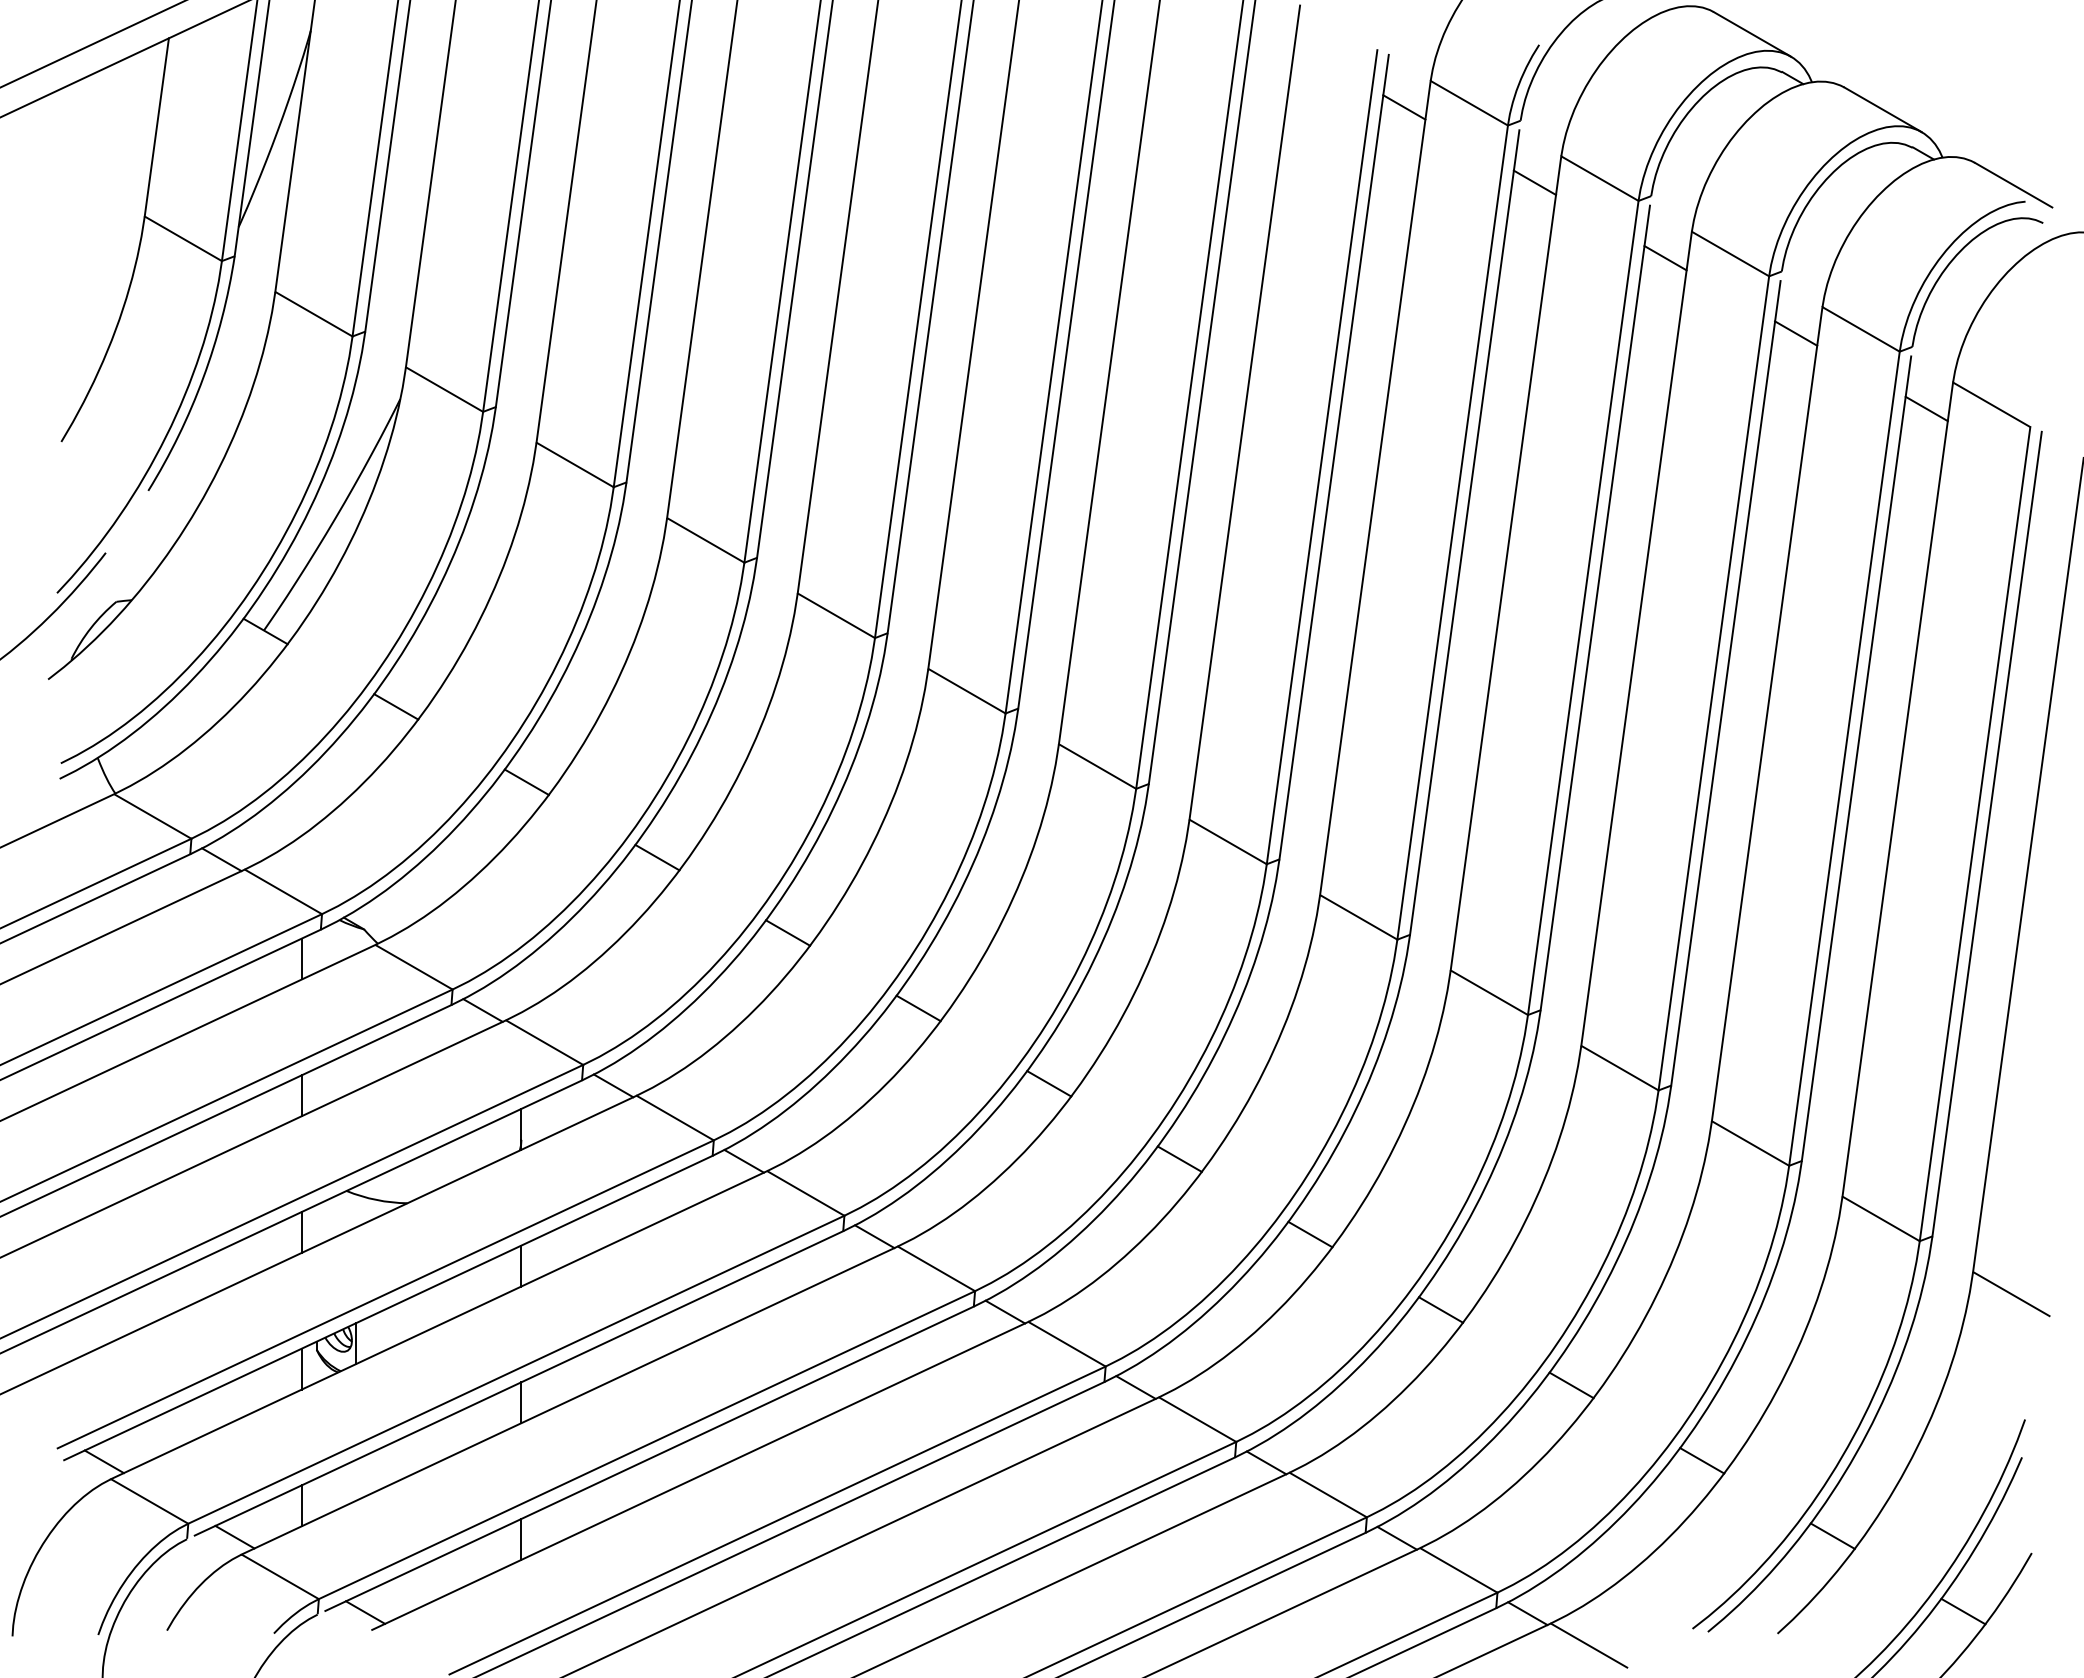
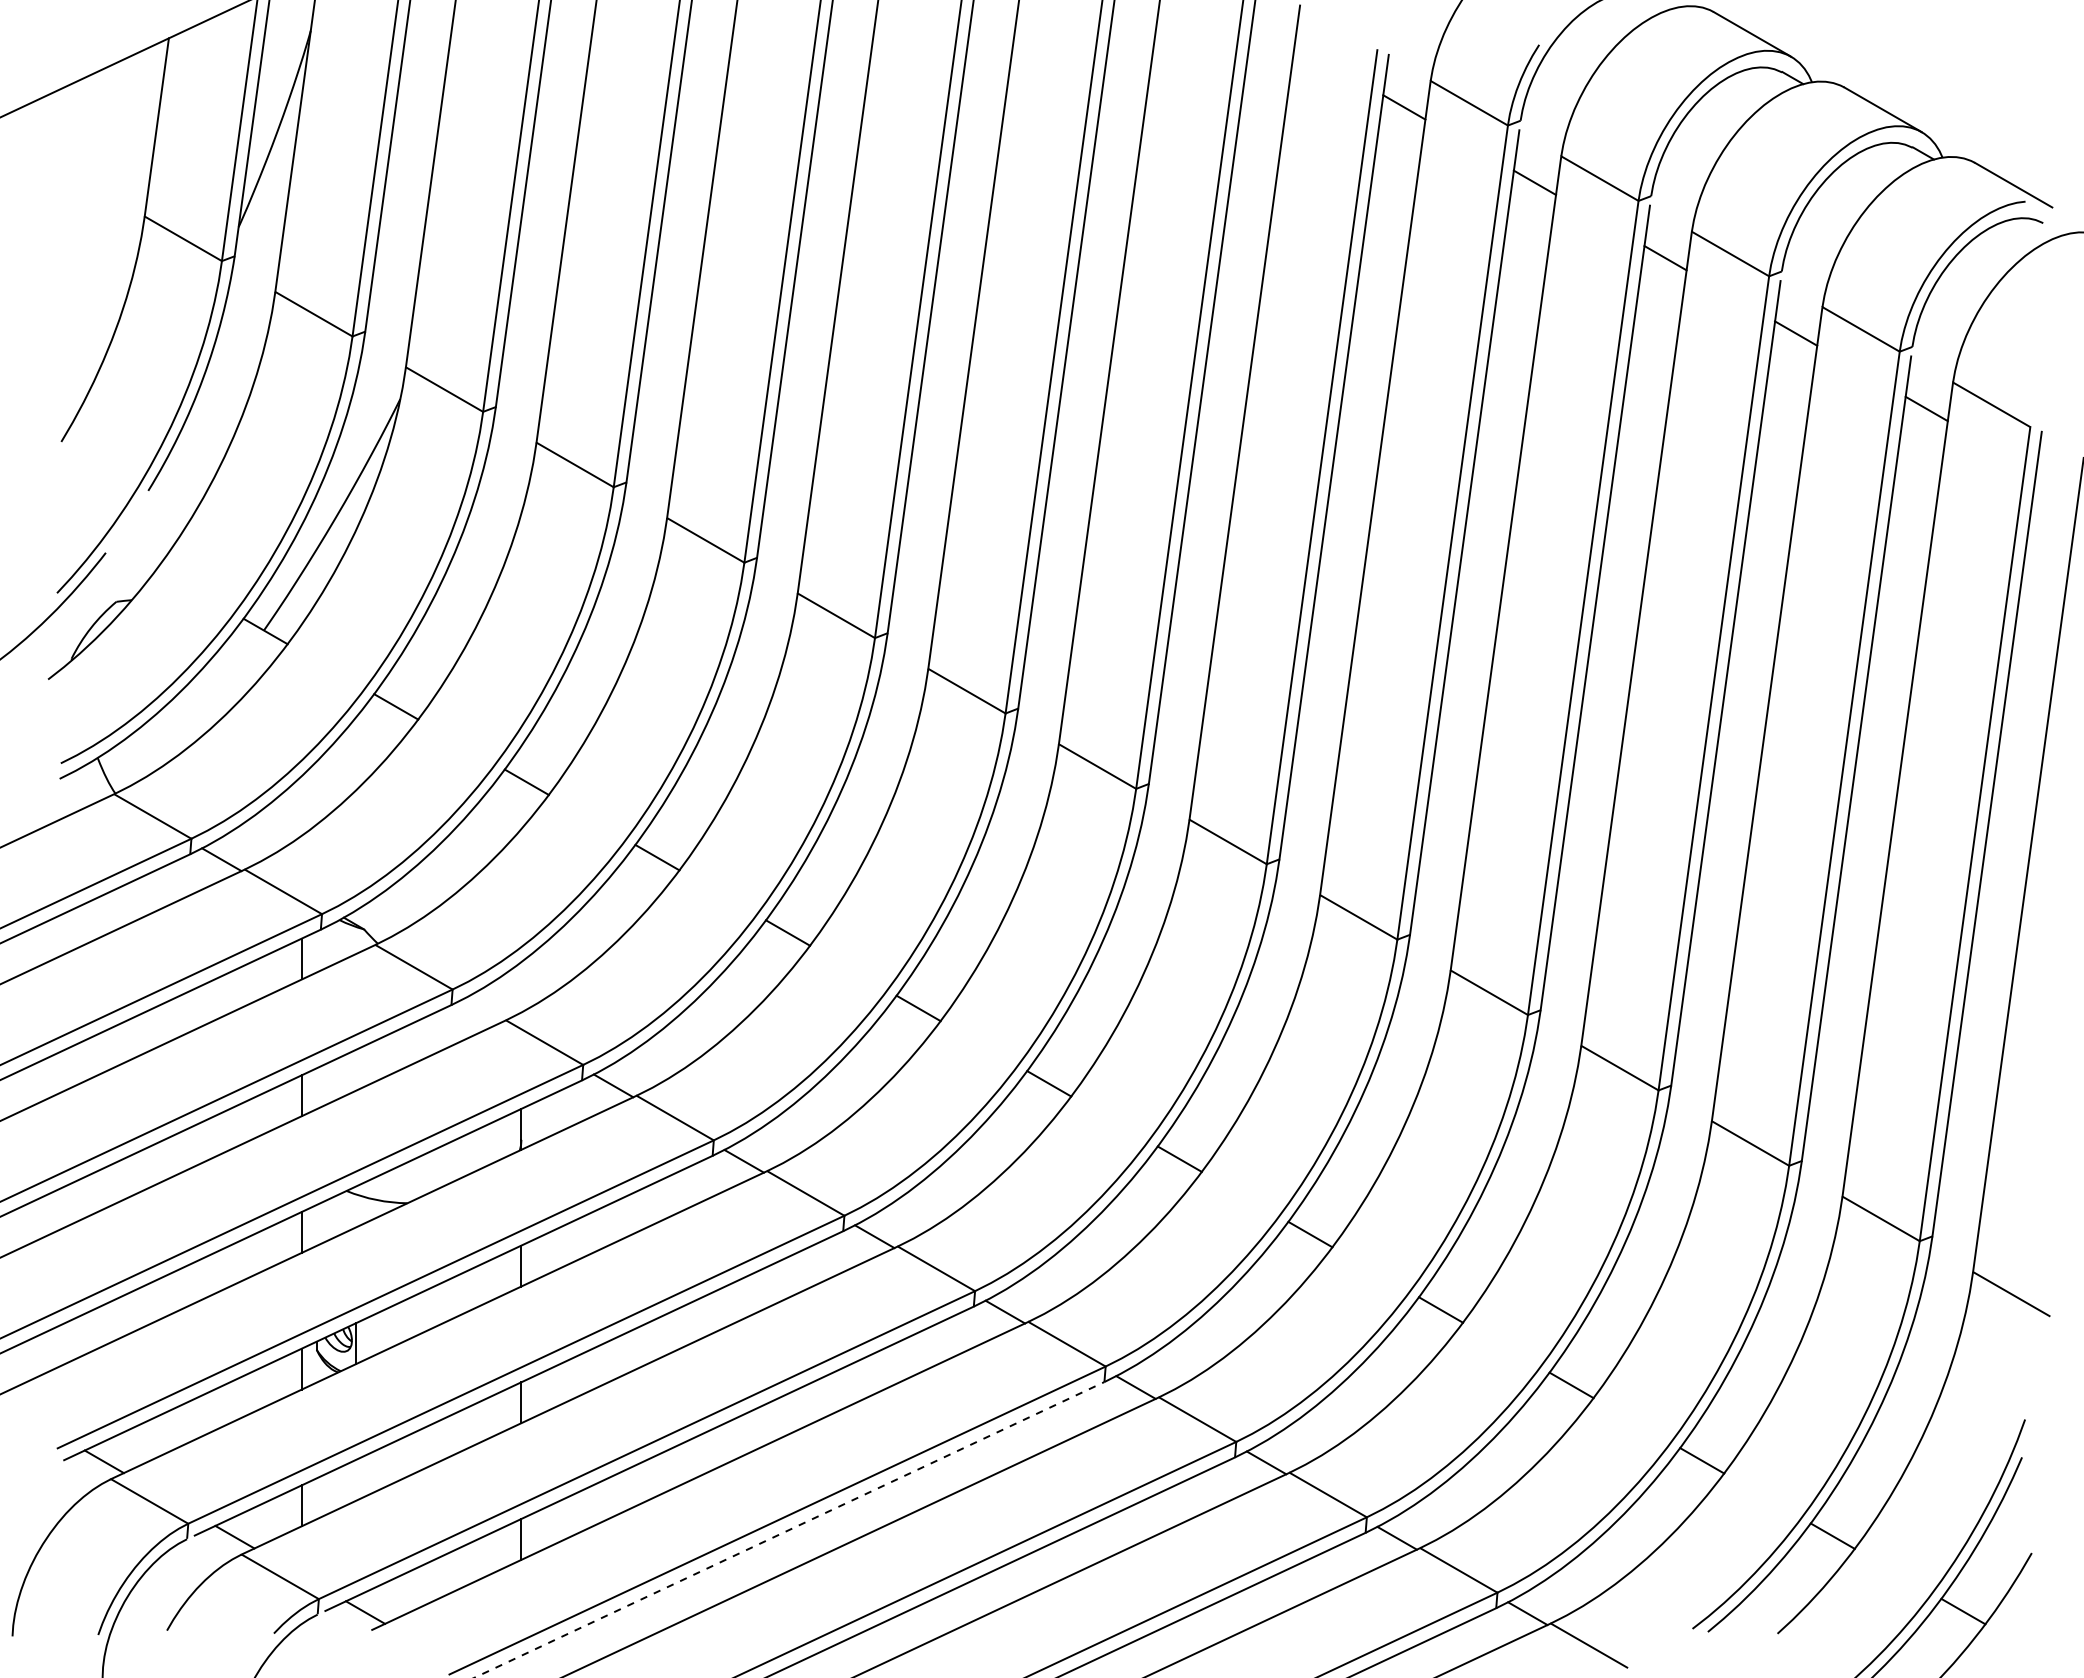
line: present -> none (92, 44)
line: present -> none (482, 1010)
line: solid -> dashed (789, 1529)
